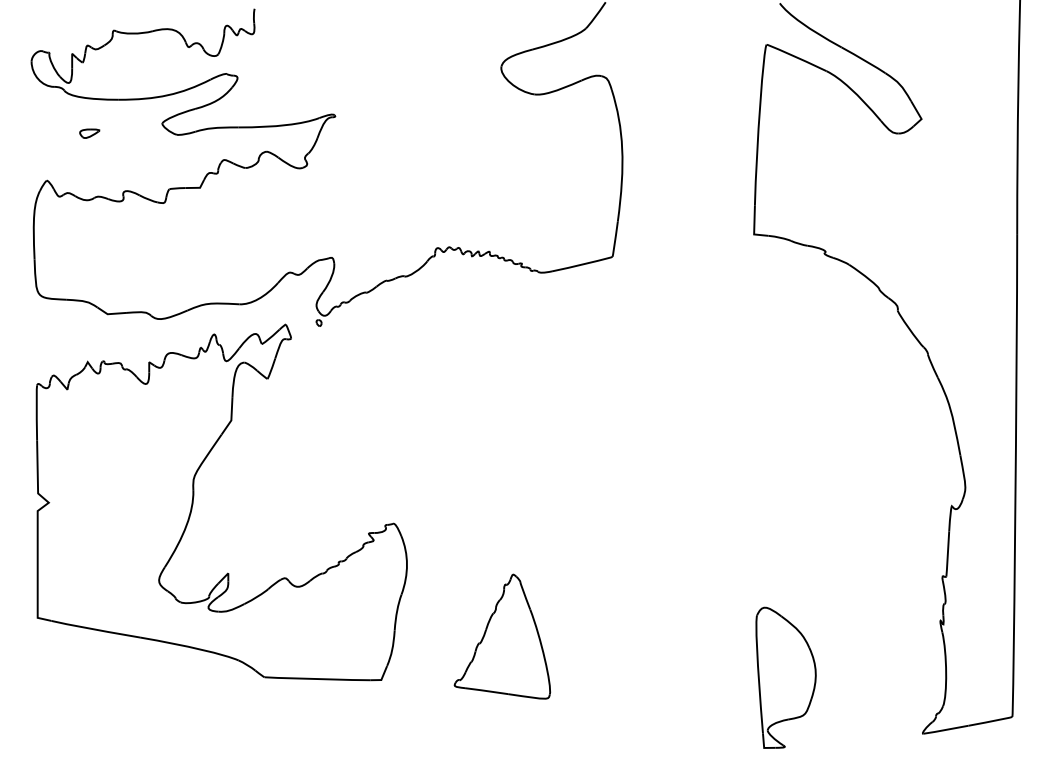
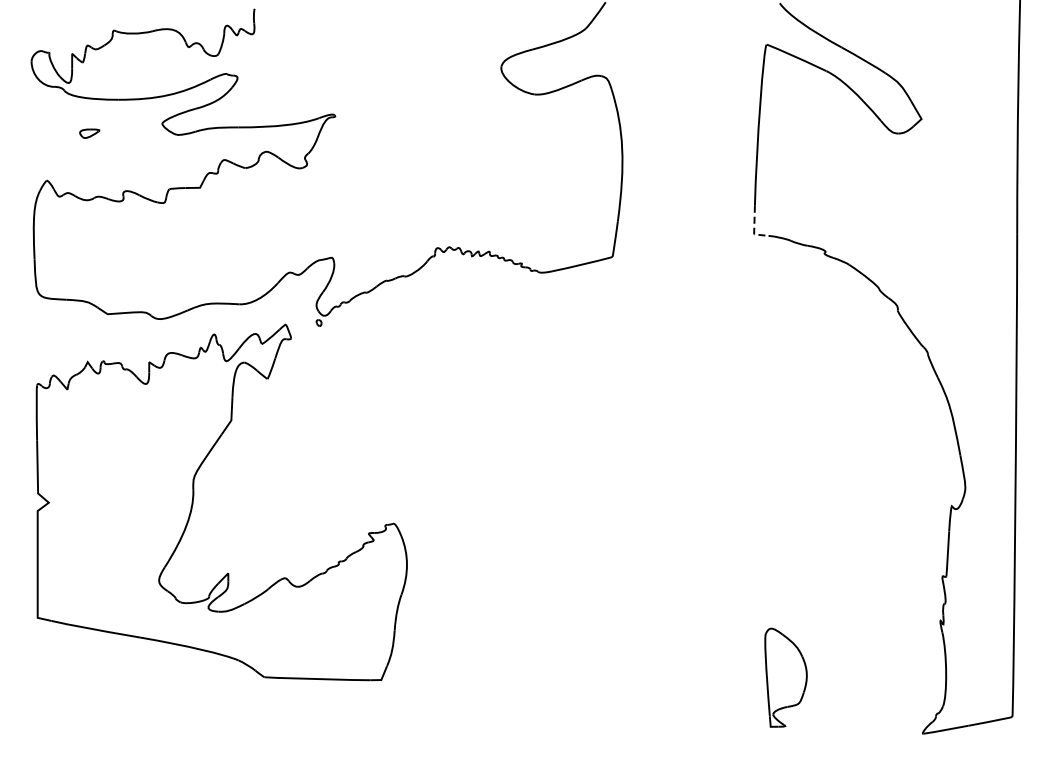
line: solid -> dashed (754, 228)
part: present -> none (502, 636)
part size: 62x143 px -> 44x101 px (785, 677)
